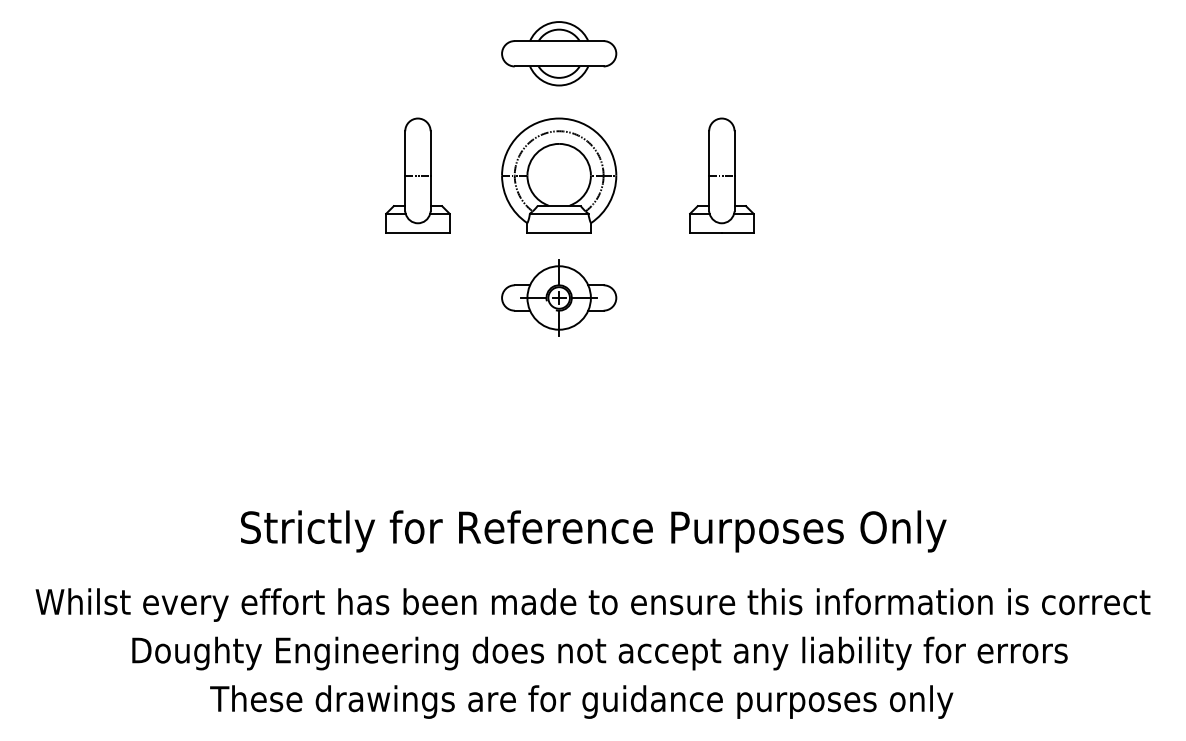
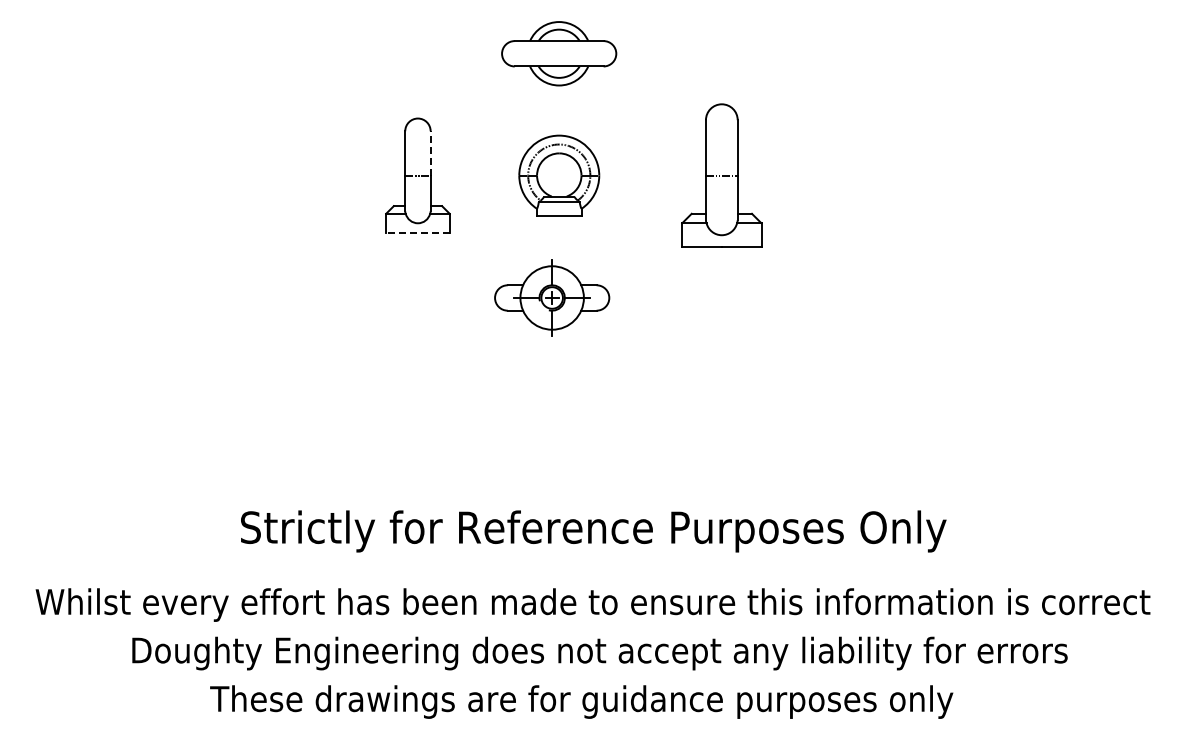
line: solid -> dashed (430, 152)
part size: 117x117 px -> 83x83 px (559, 175)
part size: 66x117 px -> 82x145 px (721, 175)
line: solid -> dashed (417, 232)
part position: (559, 297) -> (552, 297) (552, 297)
